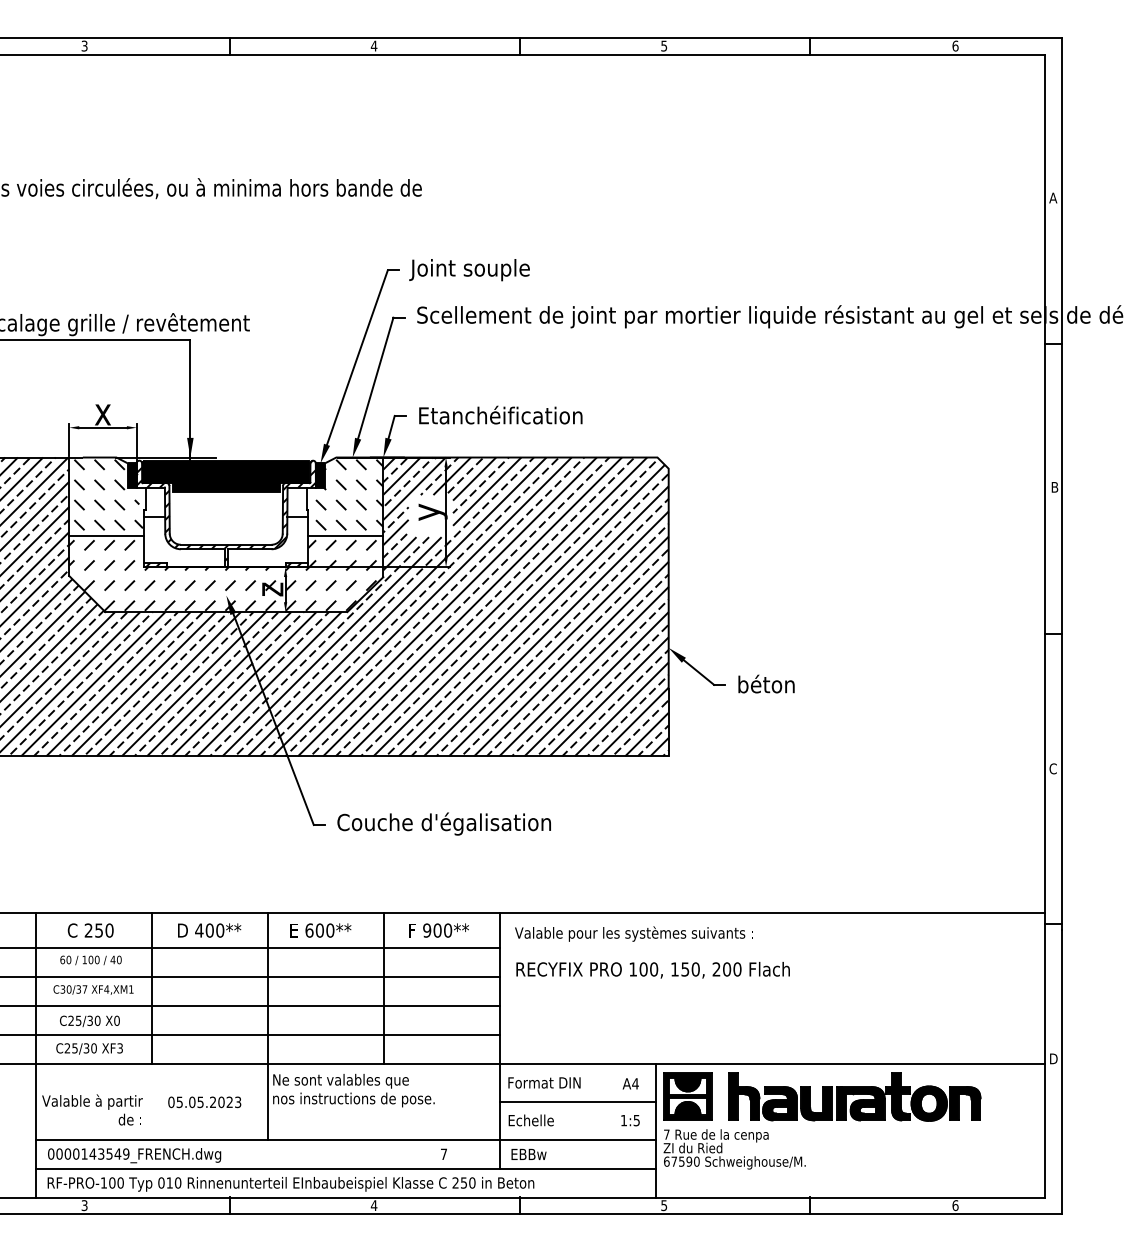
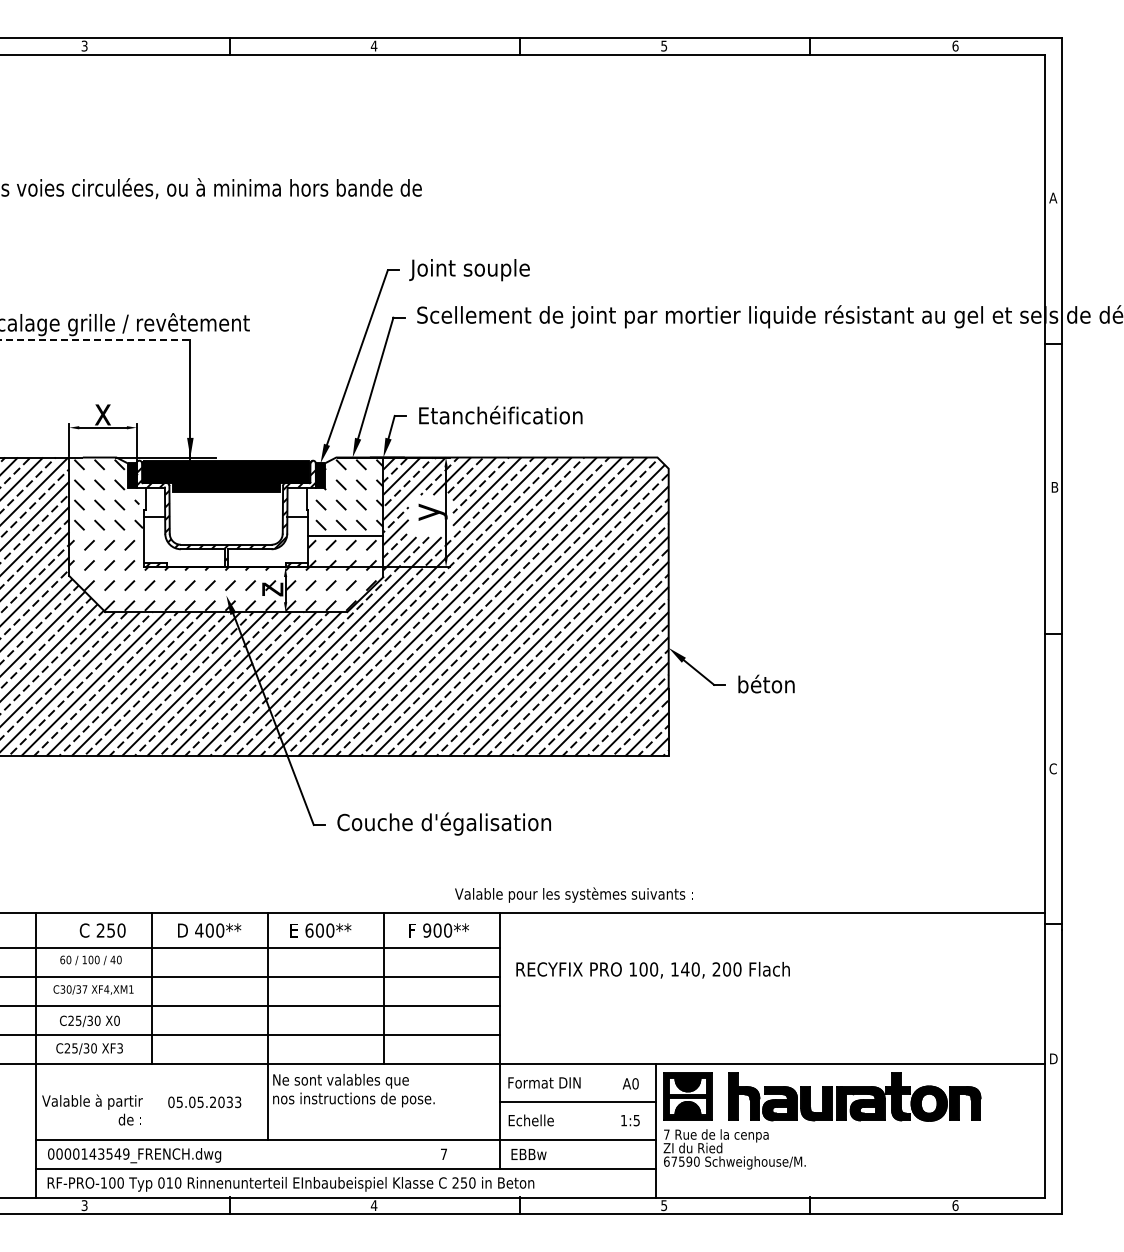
line: solid -> dashed (95, 340)
line: present -> none (106, 536)
text position: (90, 930) -> (102, 930) (102, 930)
text position: (633, 933) -> (573, 894) (573, 894)
text: 150, -> 140, (685, 969)
text: A4 -> A0 (635, 1083)
text: 05.05.2023 -> 05.05.2033 (229, 1102)
